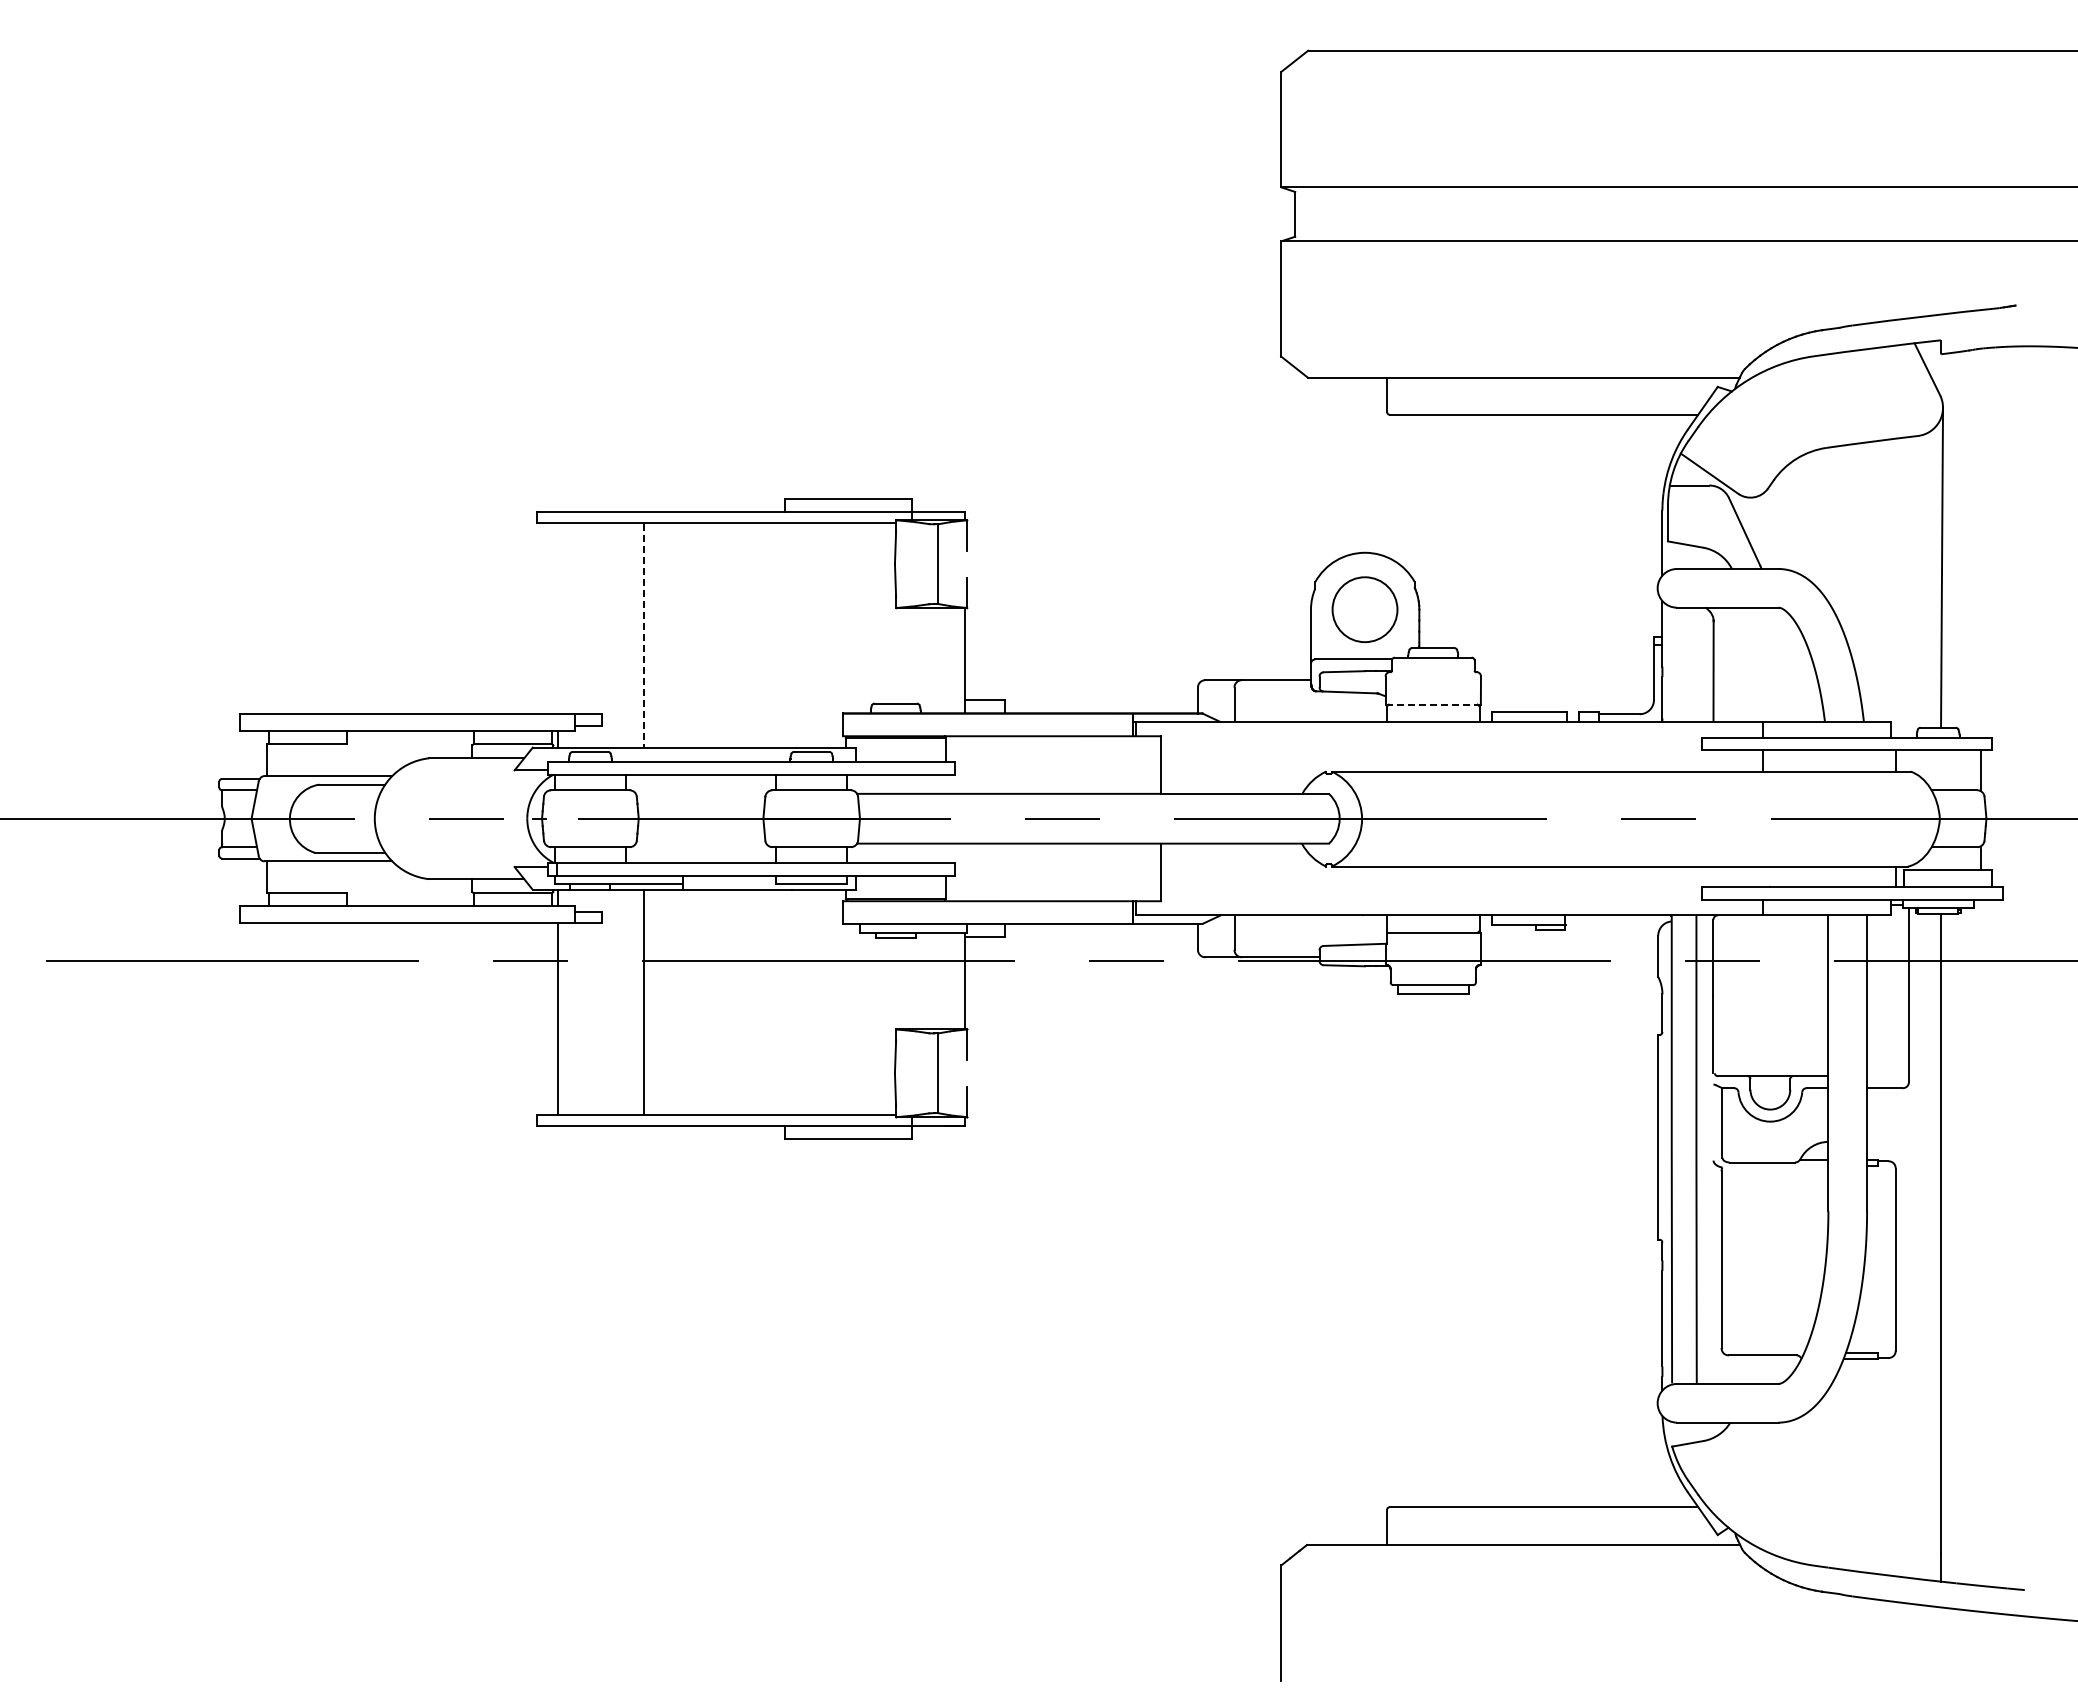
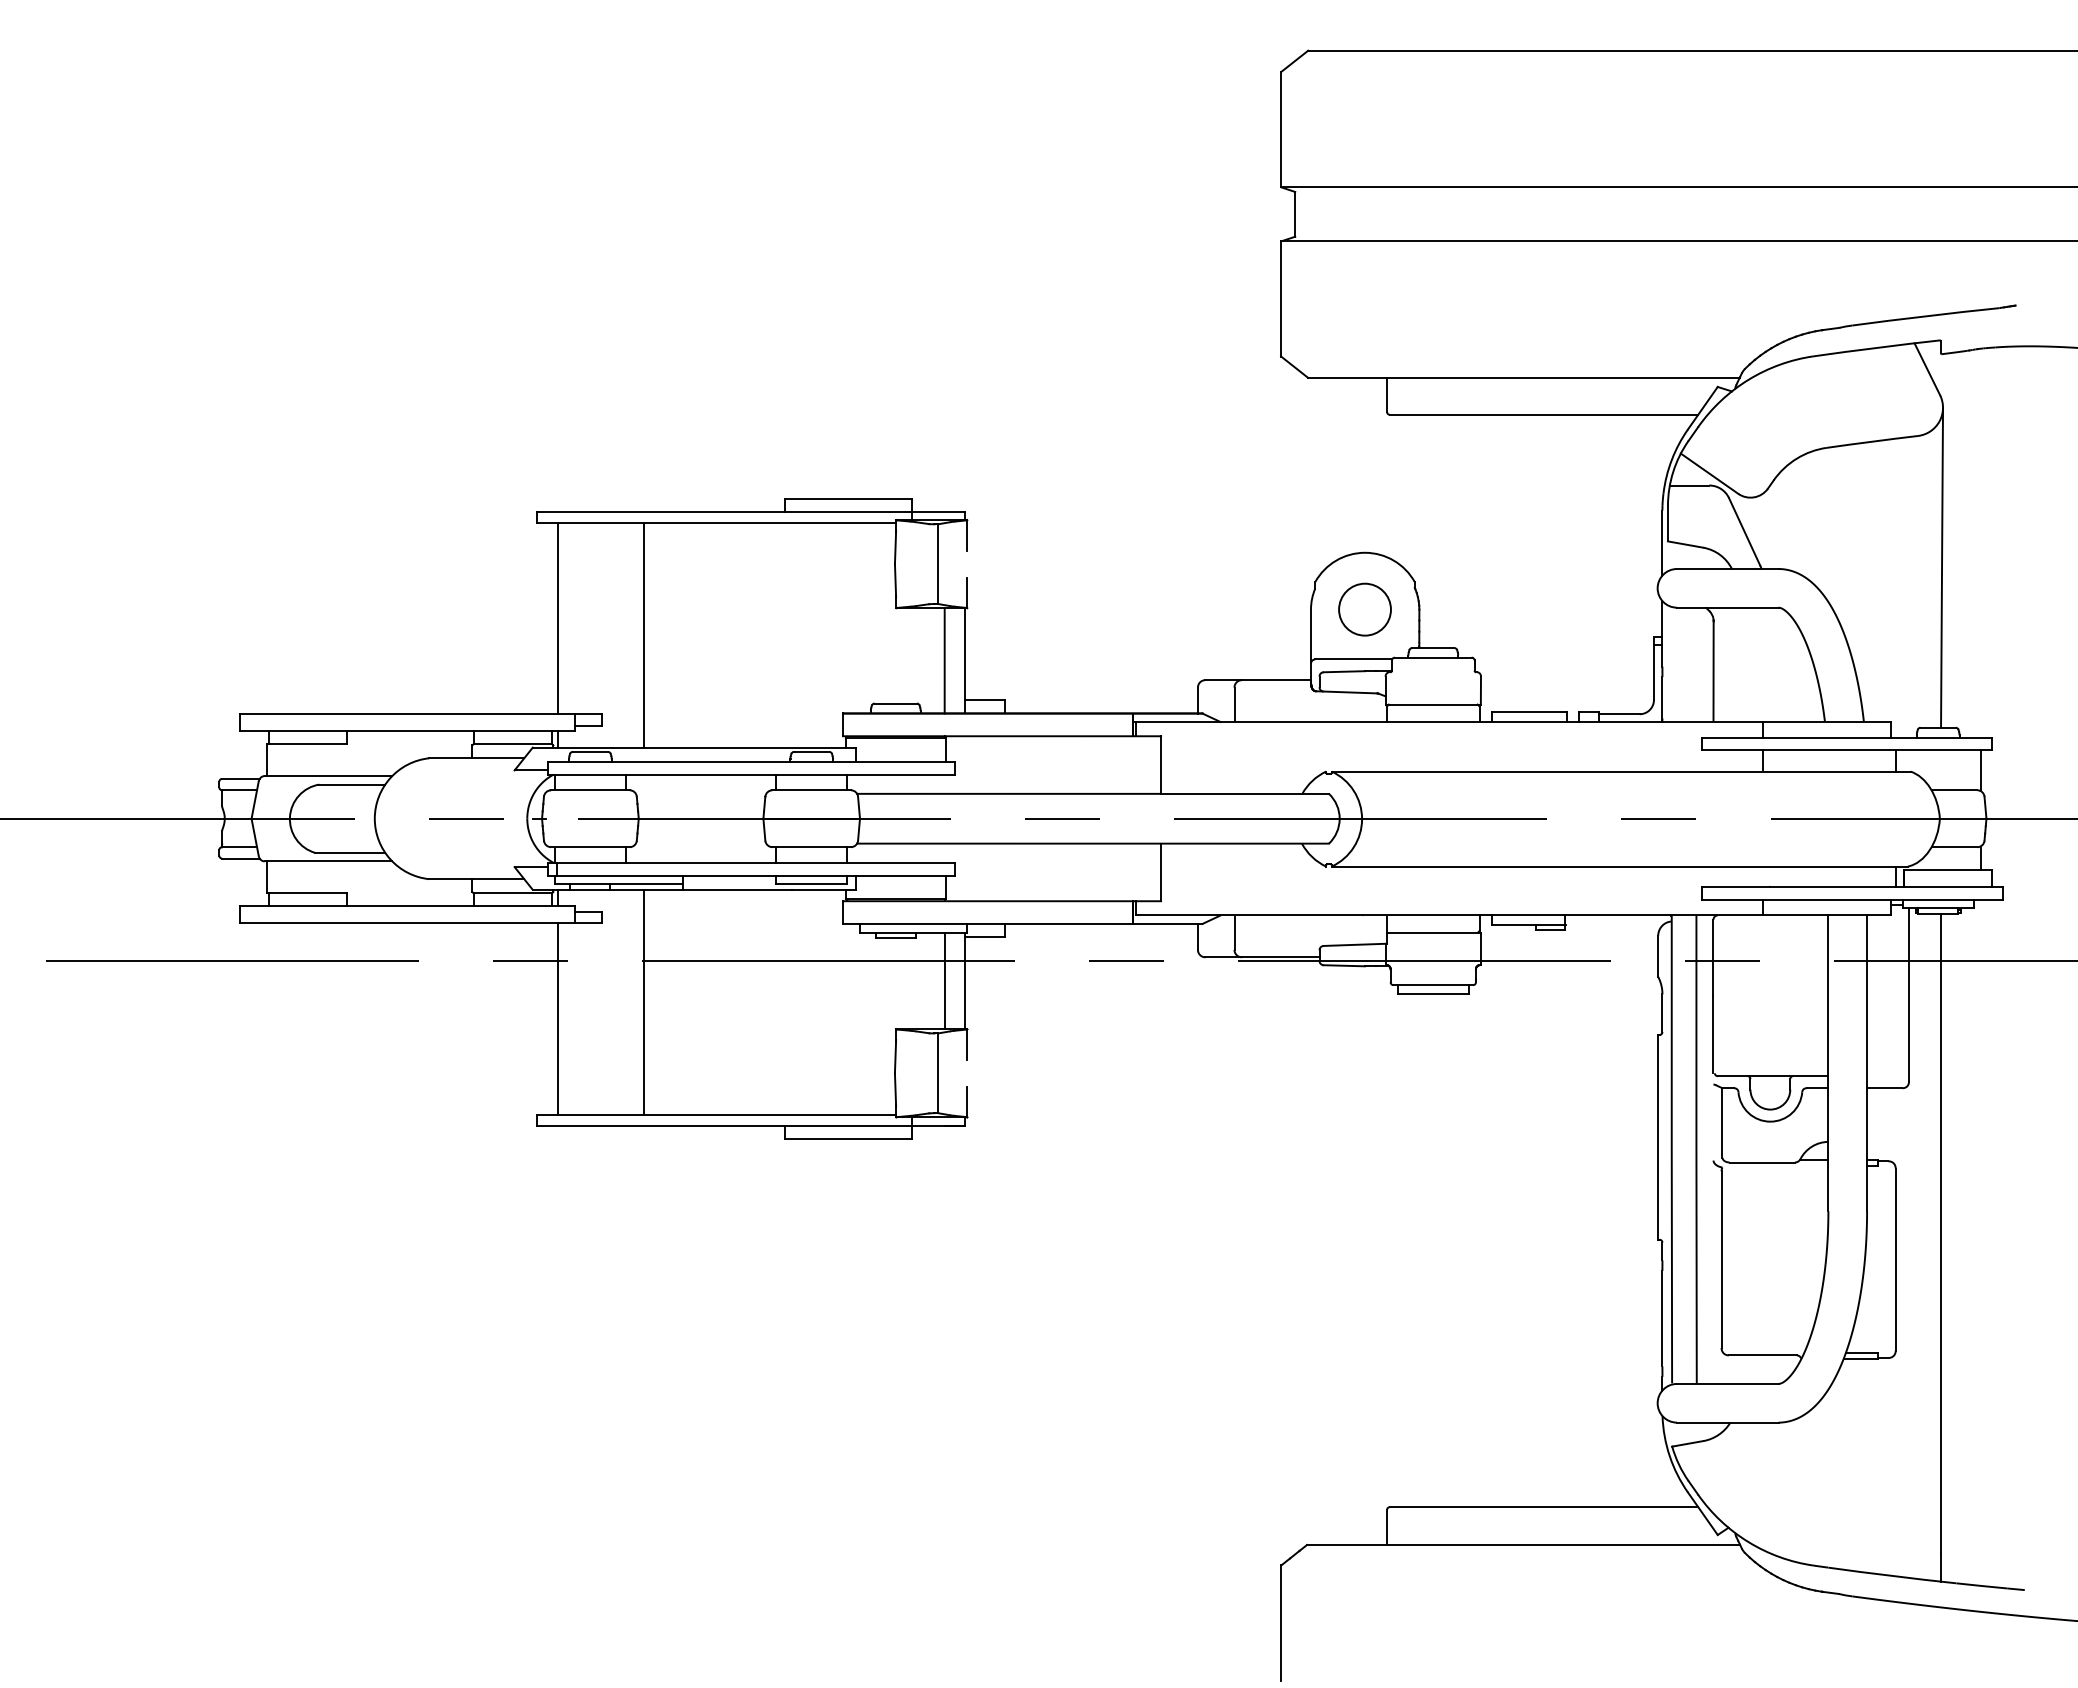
circle size: 68x67 px -> 54x55 px (1364, 609)
line: none -> present (557, 618)
line: dashed -> solid (643, 636)
line: none -> present (944, 660)
line: dashed -> solid (1432, 704)
line: none -> present (944, 980)
